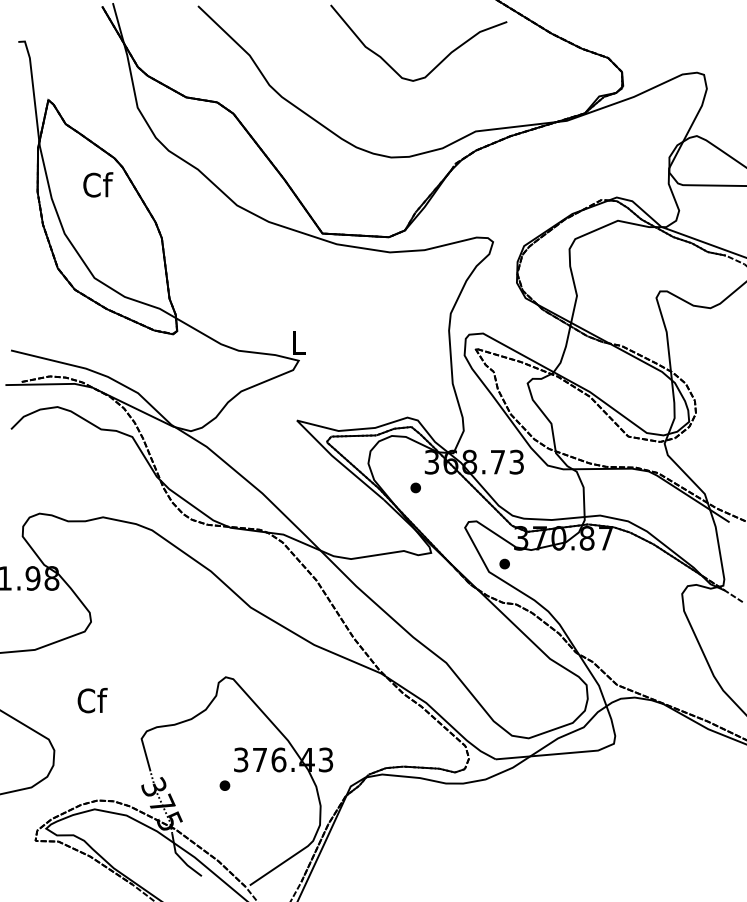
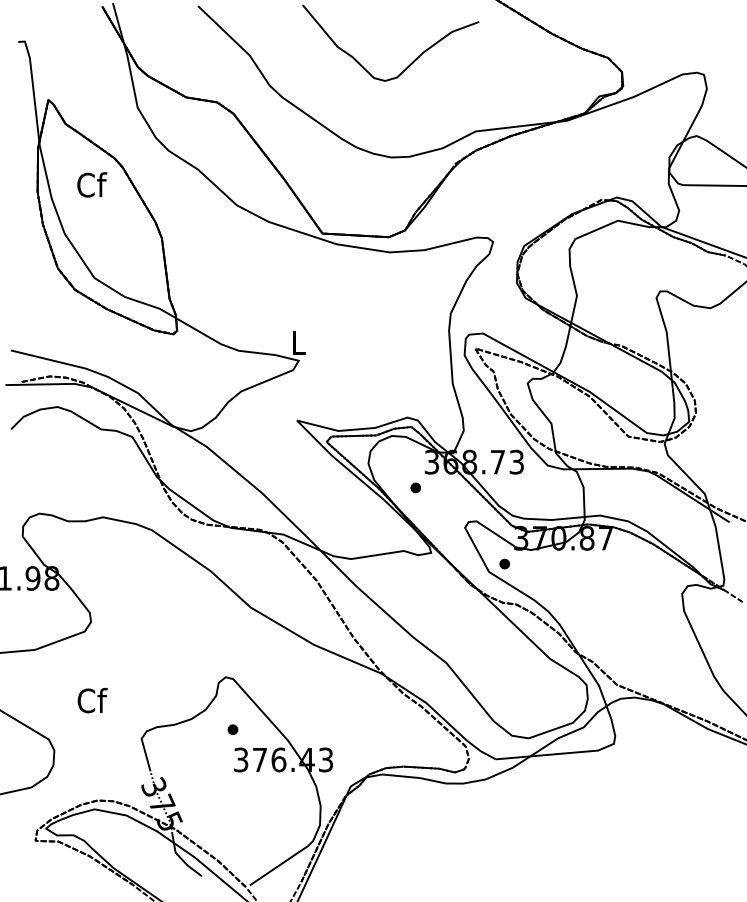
curve position: (439, 62) -> (411, 62) (411, 62)
text position: (98, 184) -> (92, 184) (92, 184)
part position: (224, 785) -> (232, 729) (232, 729)
